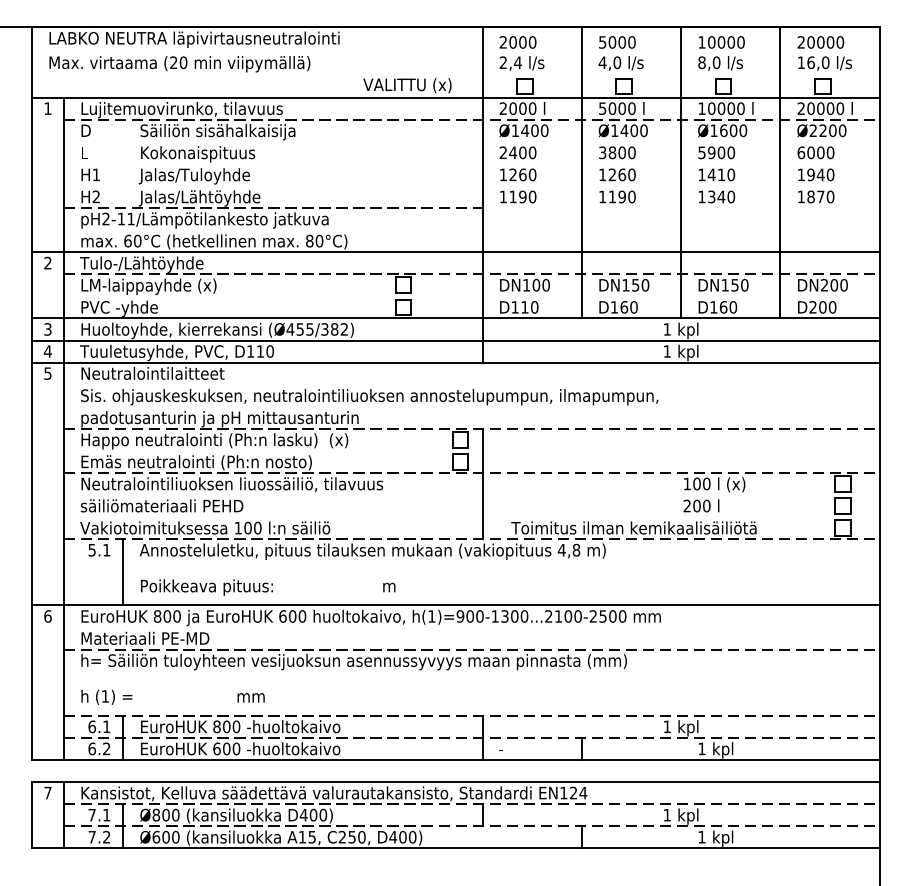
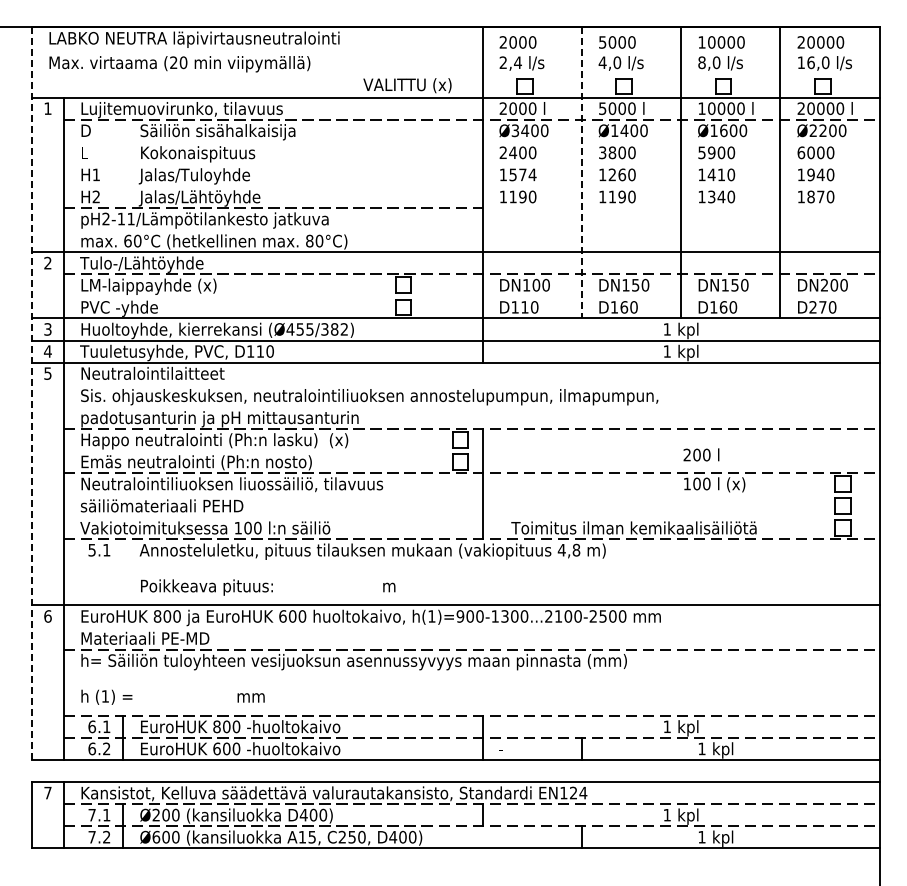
text: Ø1400 -> Ø3400 (515, 130)
line: solid -> dashed (581, 172)
text: 1260 -> 1574 (522, 174)
text: D200 -> D270 (822, 307)
line: solid -> dashed (32, 393)
text position: (701, 505) -> (701, 454) (701, 454)
line: present -> none (123, 572)
text: Ø800 -> Ø200 (156, 815)
